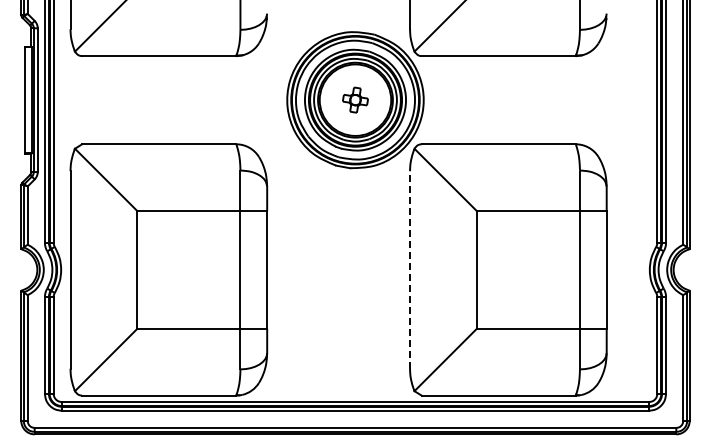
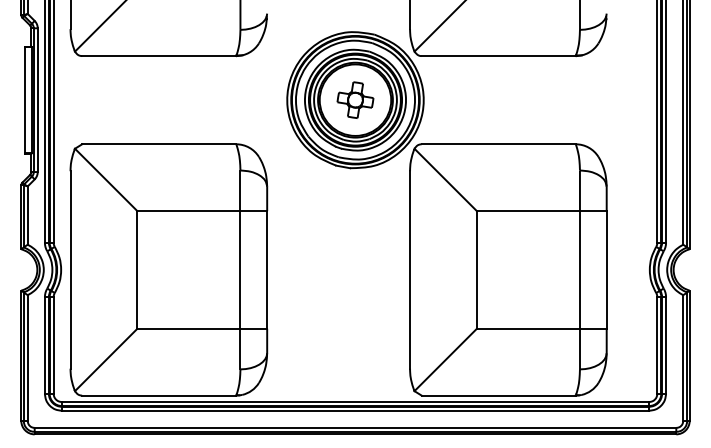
part size: 27x28 px -> 39x38 px (355, 99)
line: dashed -> solid (410, 269)
